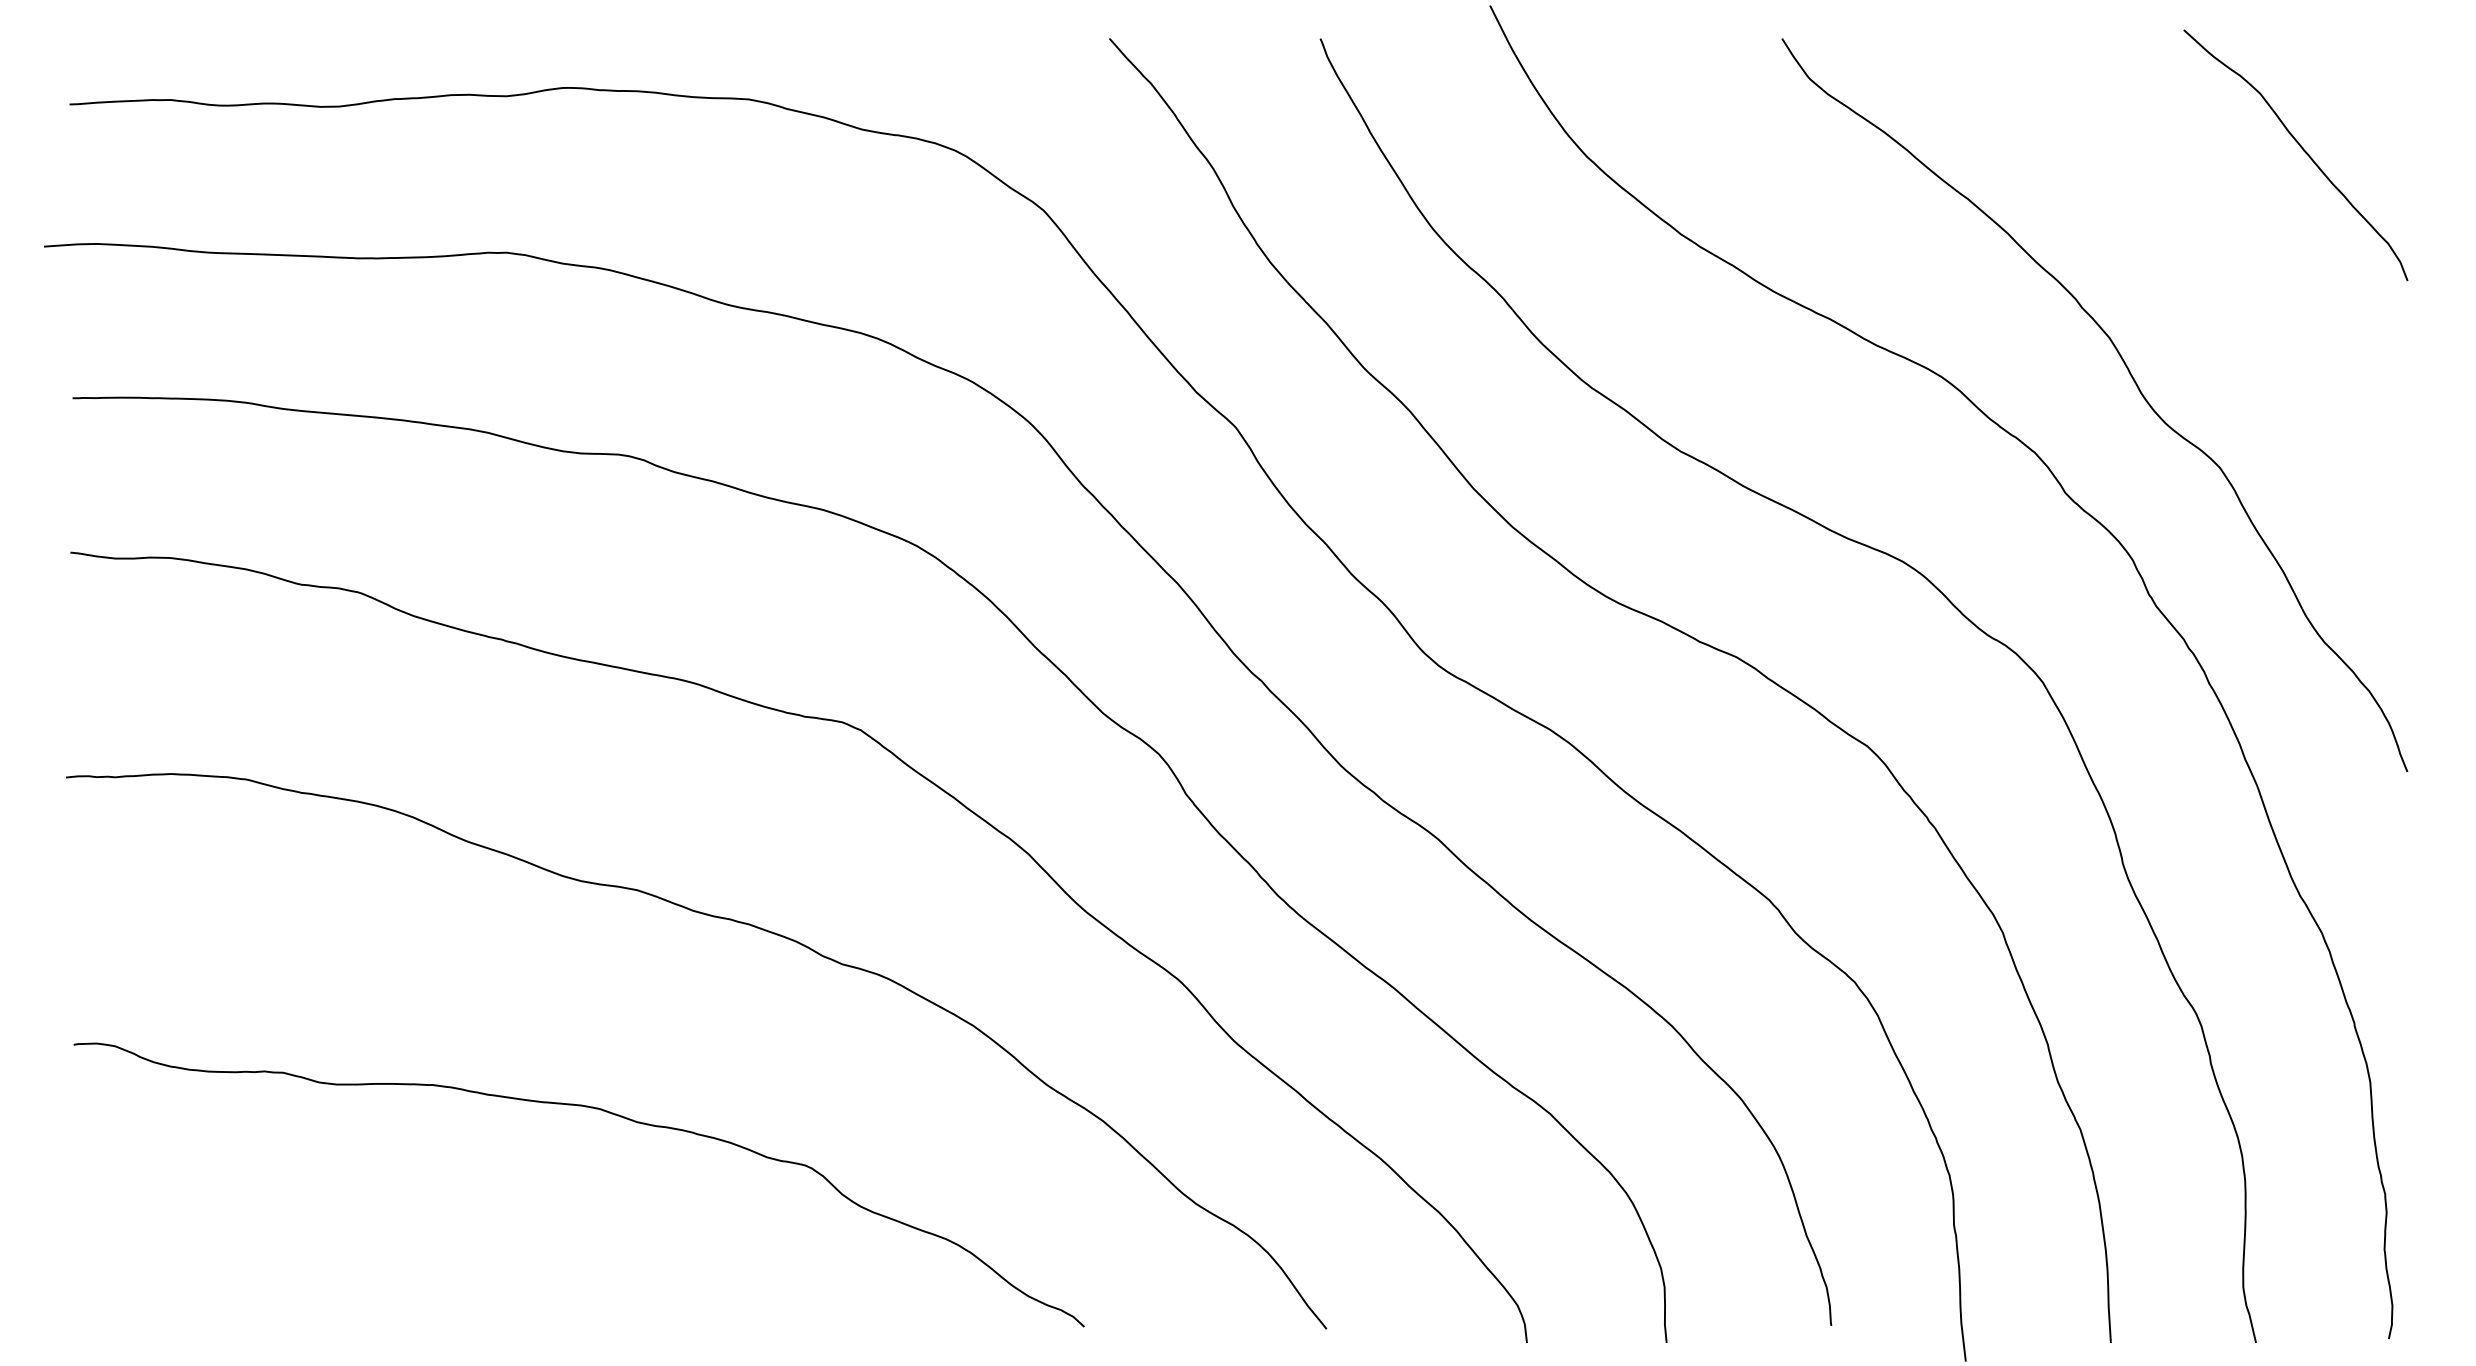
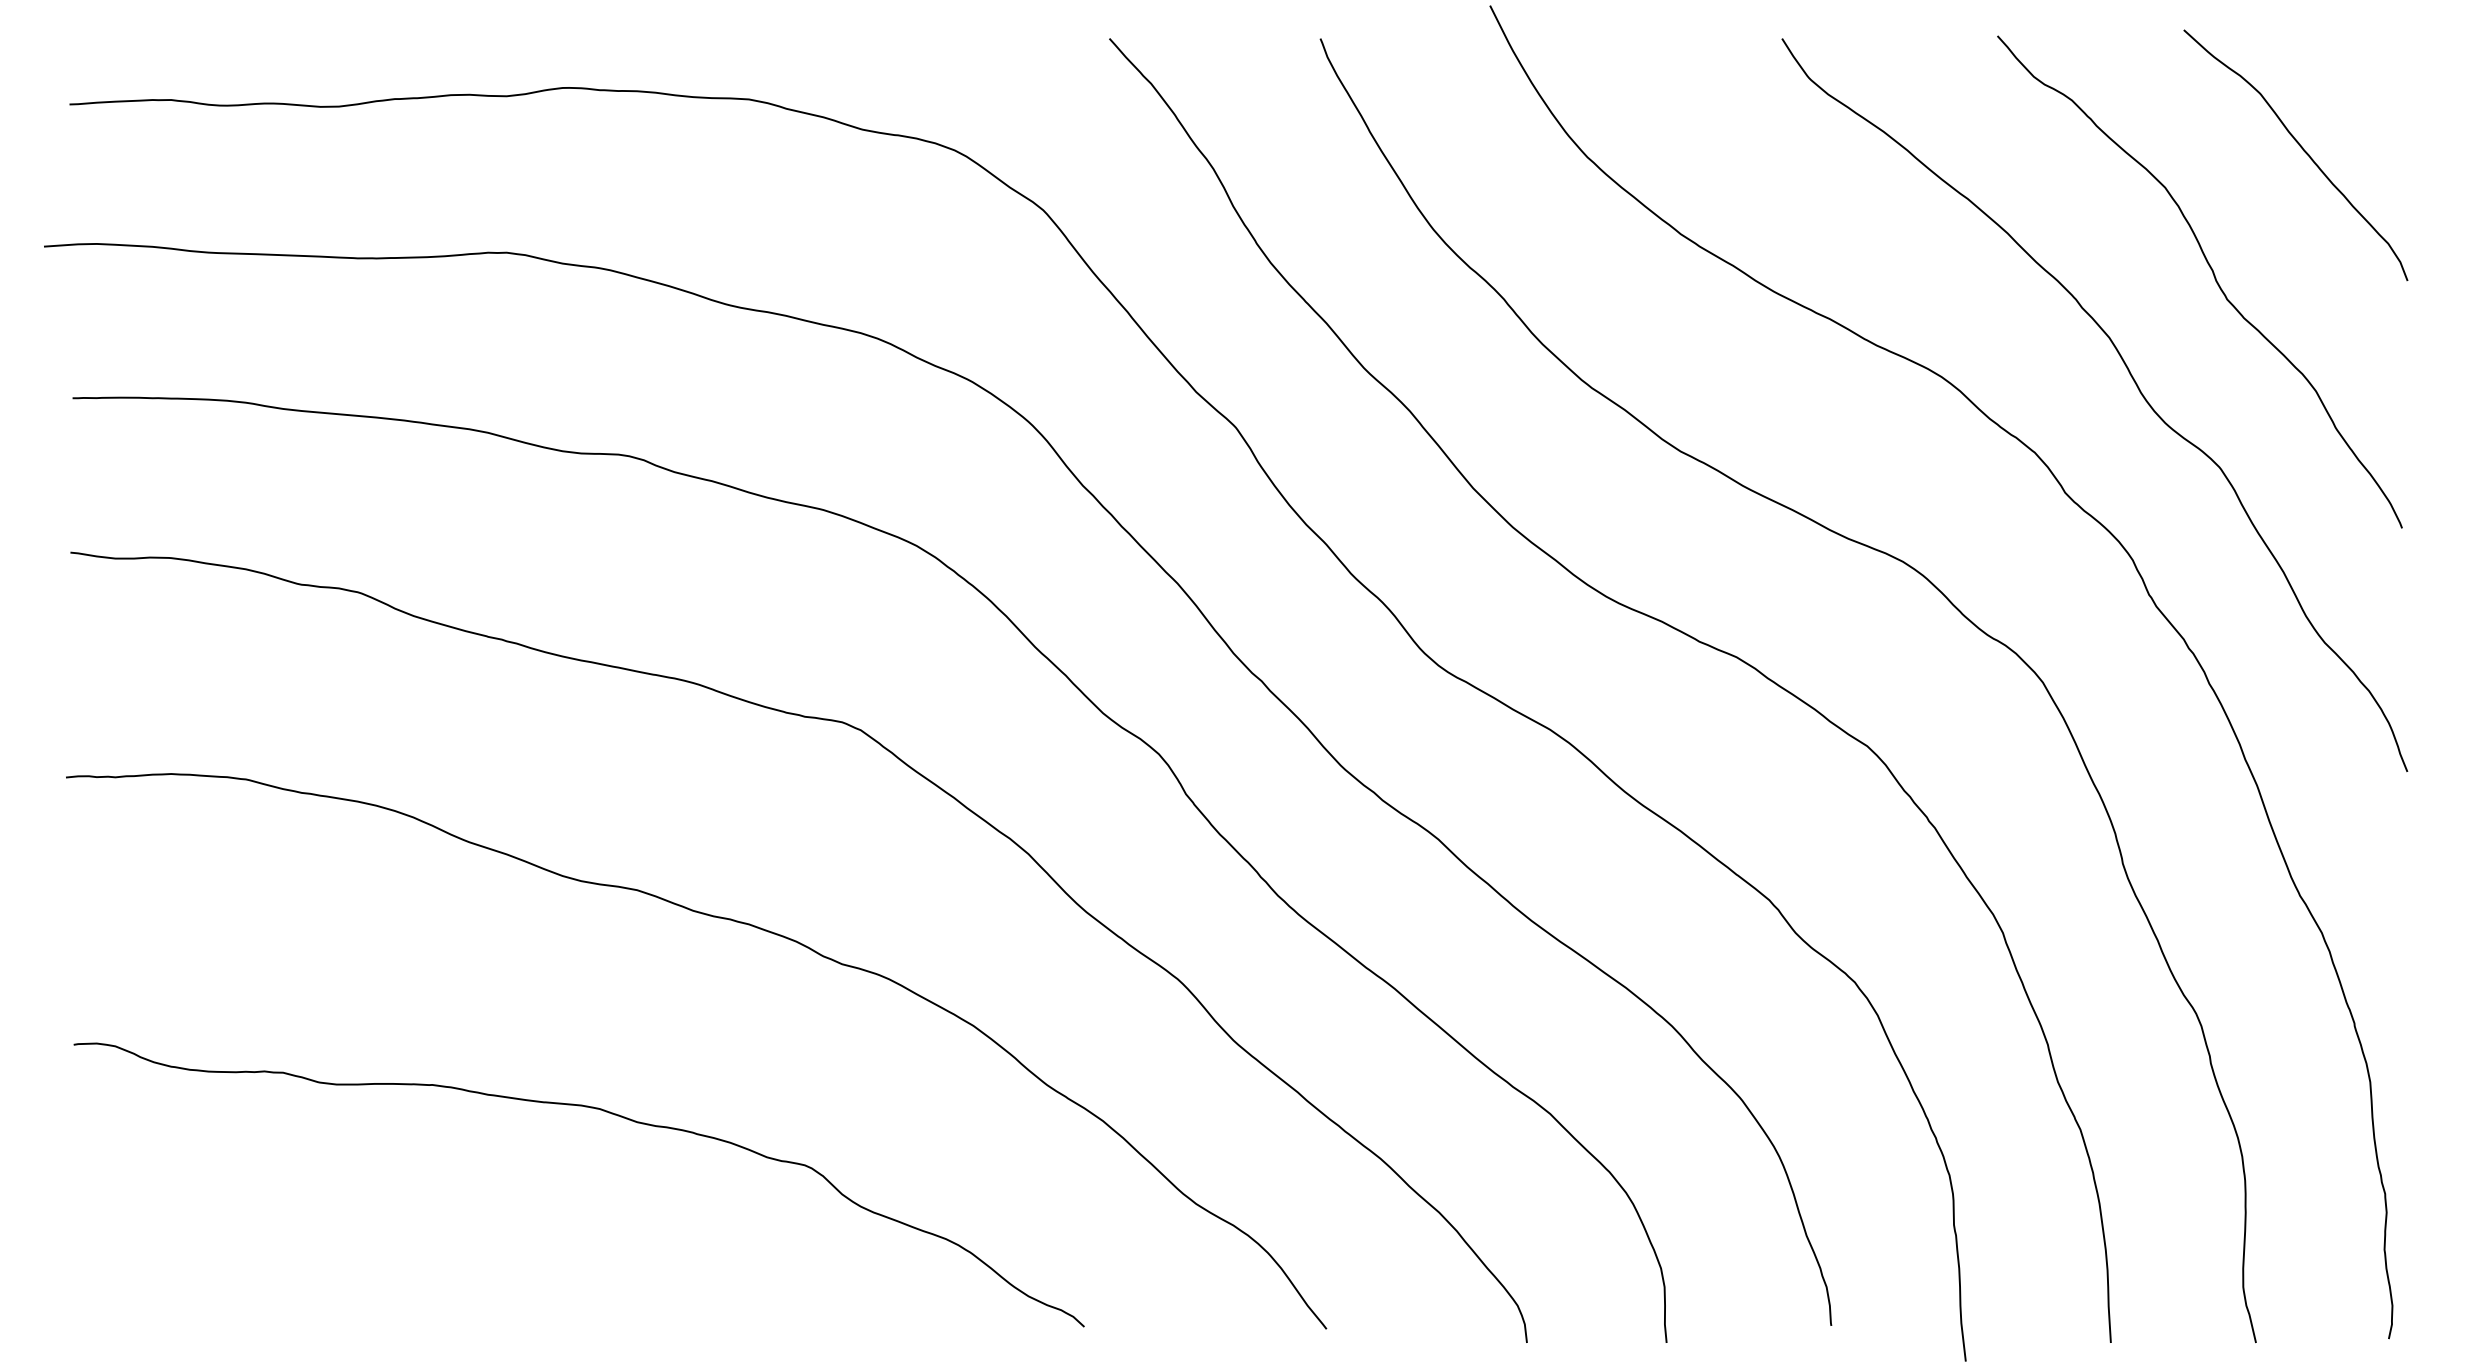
curve: none -> present (2213, 276)
